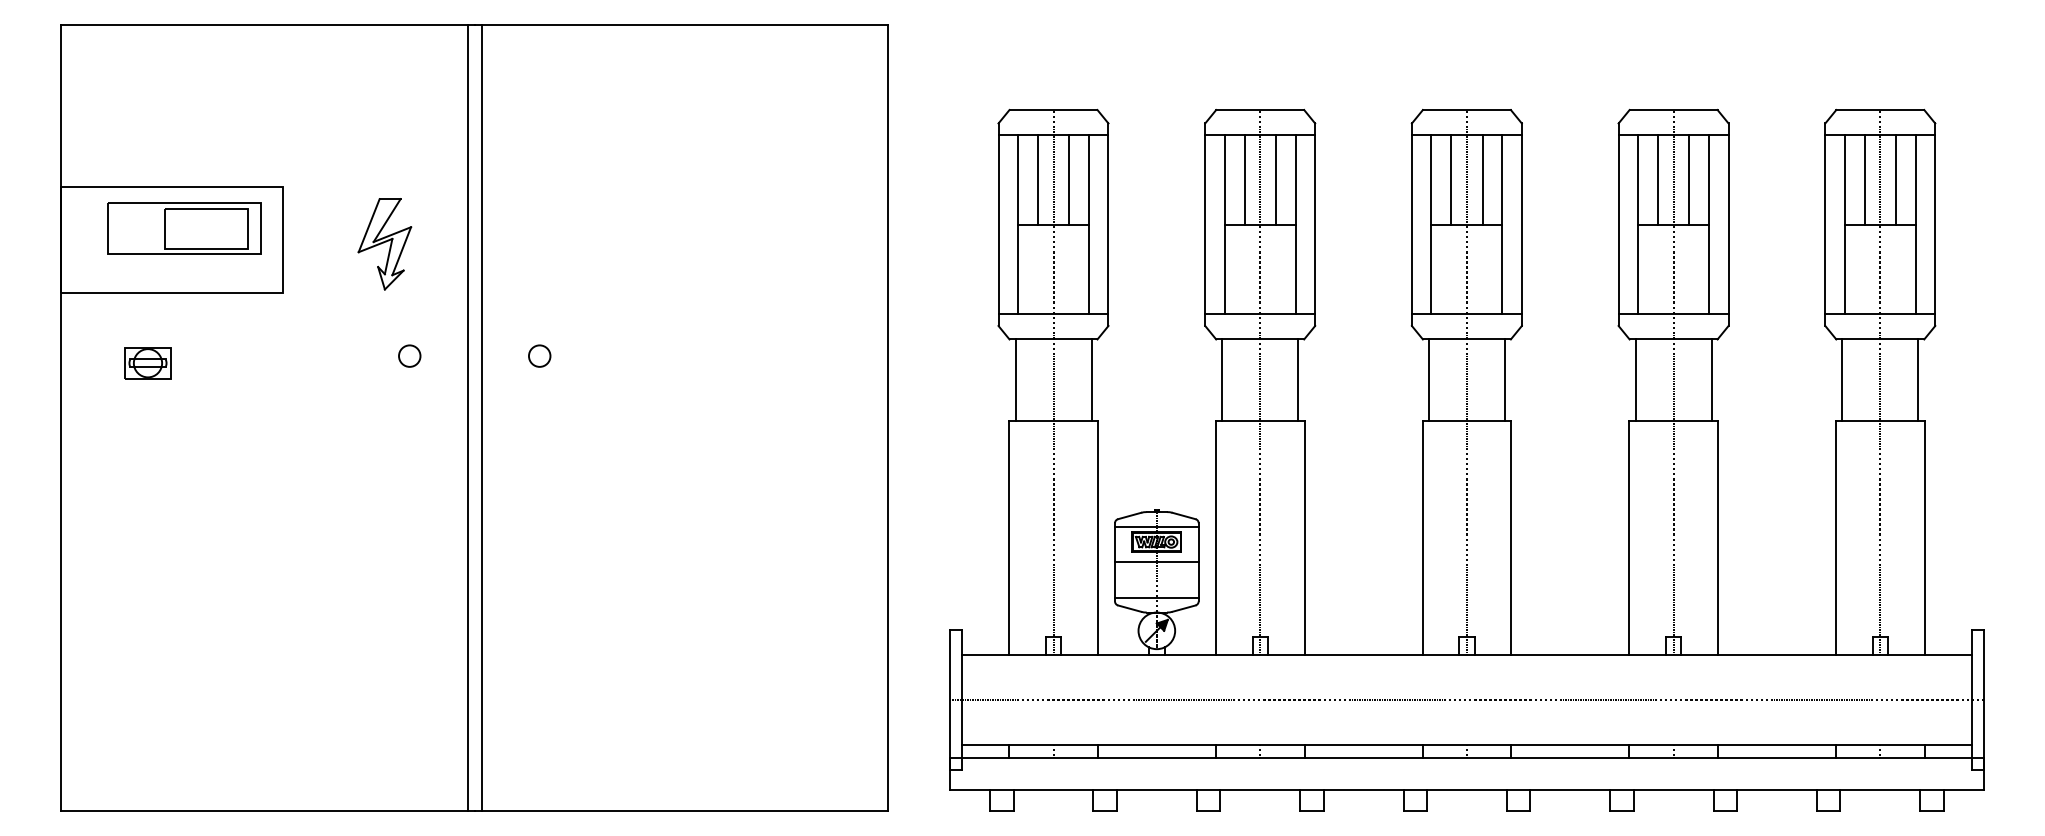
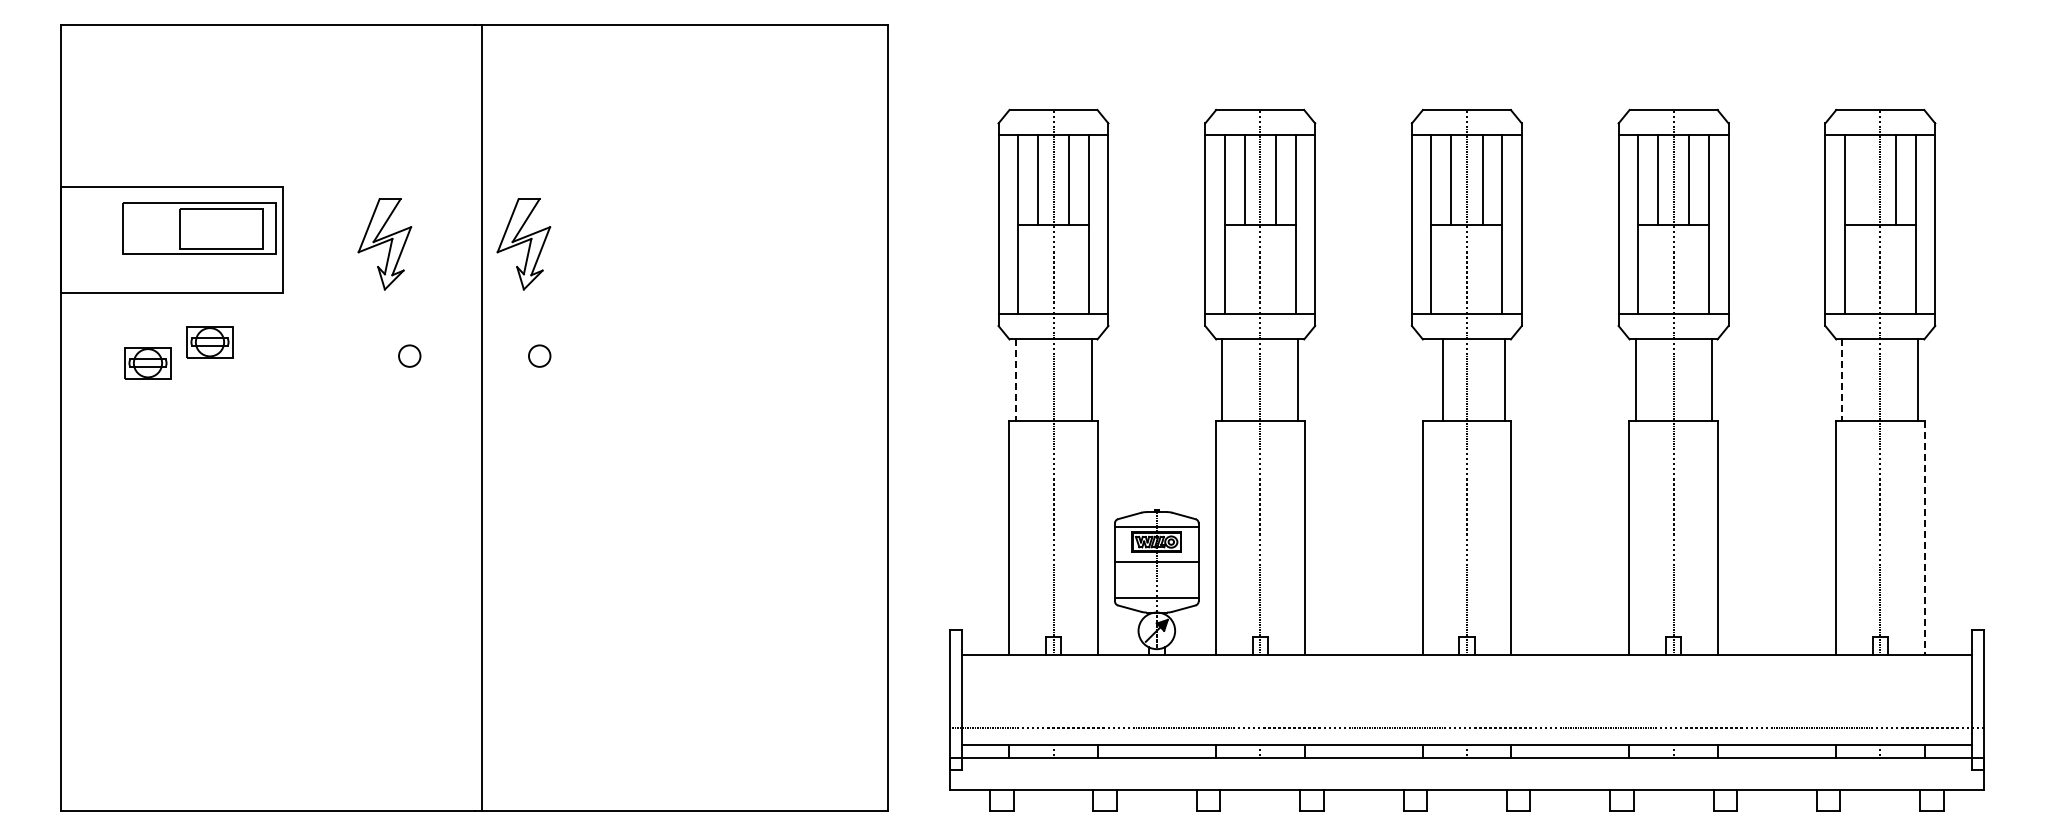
line: present -> none (1864, 179)
part position: (184, 228) -> (199, 228) (199, 228)
part: none -> present (523, 244)
part: none -> present (209, 342)
line: solid -> dashed (1015, 380)
line position: (1428, 380) -> (1442, 380) (1442, 380)
line: solid -> dashed (1842, 380)
line: present -> none (467, 417)
line: solid -> dashed (1924, 538)
line position: (1466, 699) -> (1466, 727) (1466, 727)
